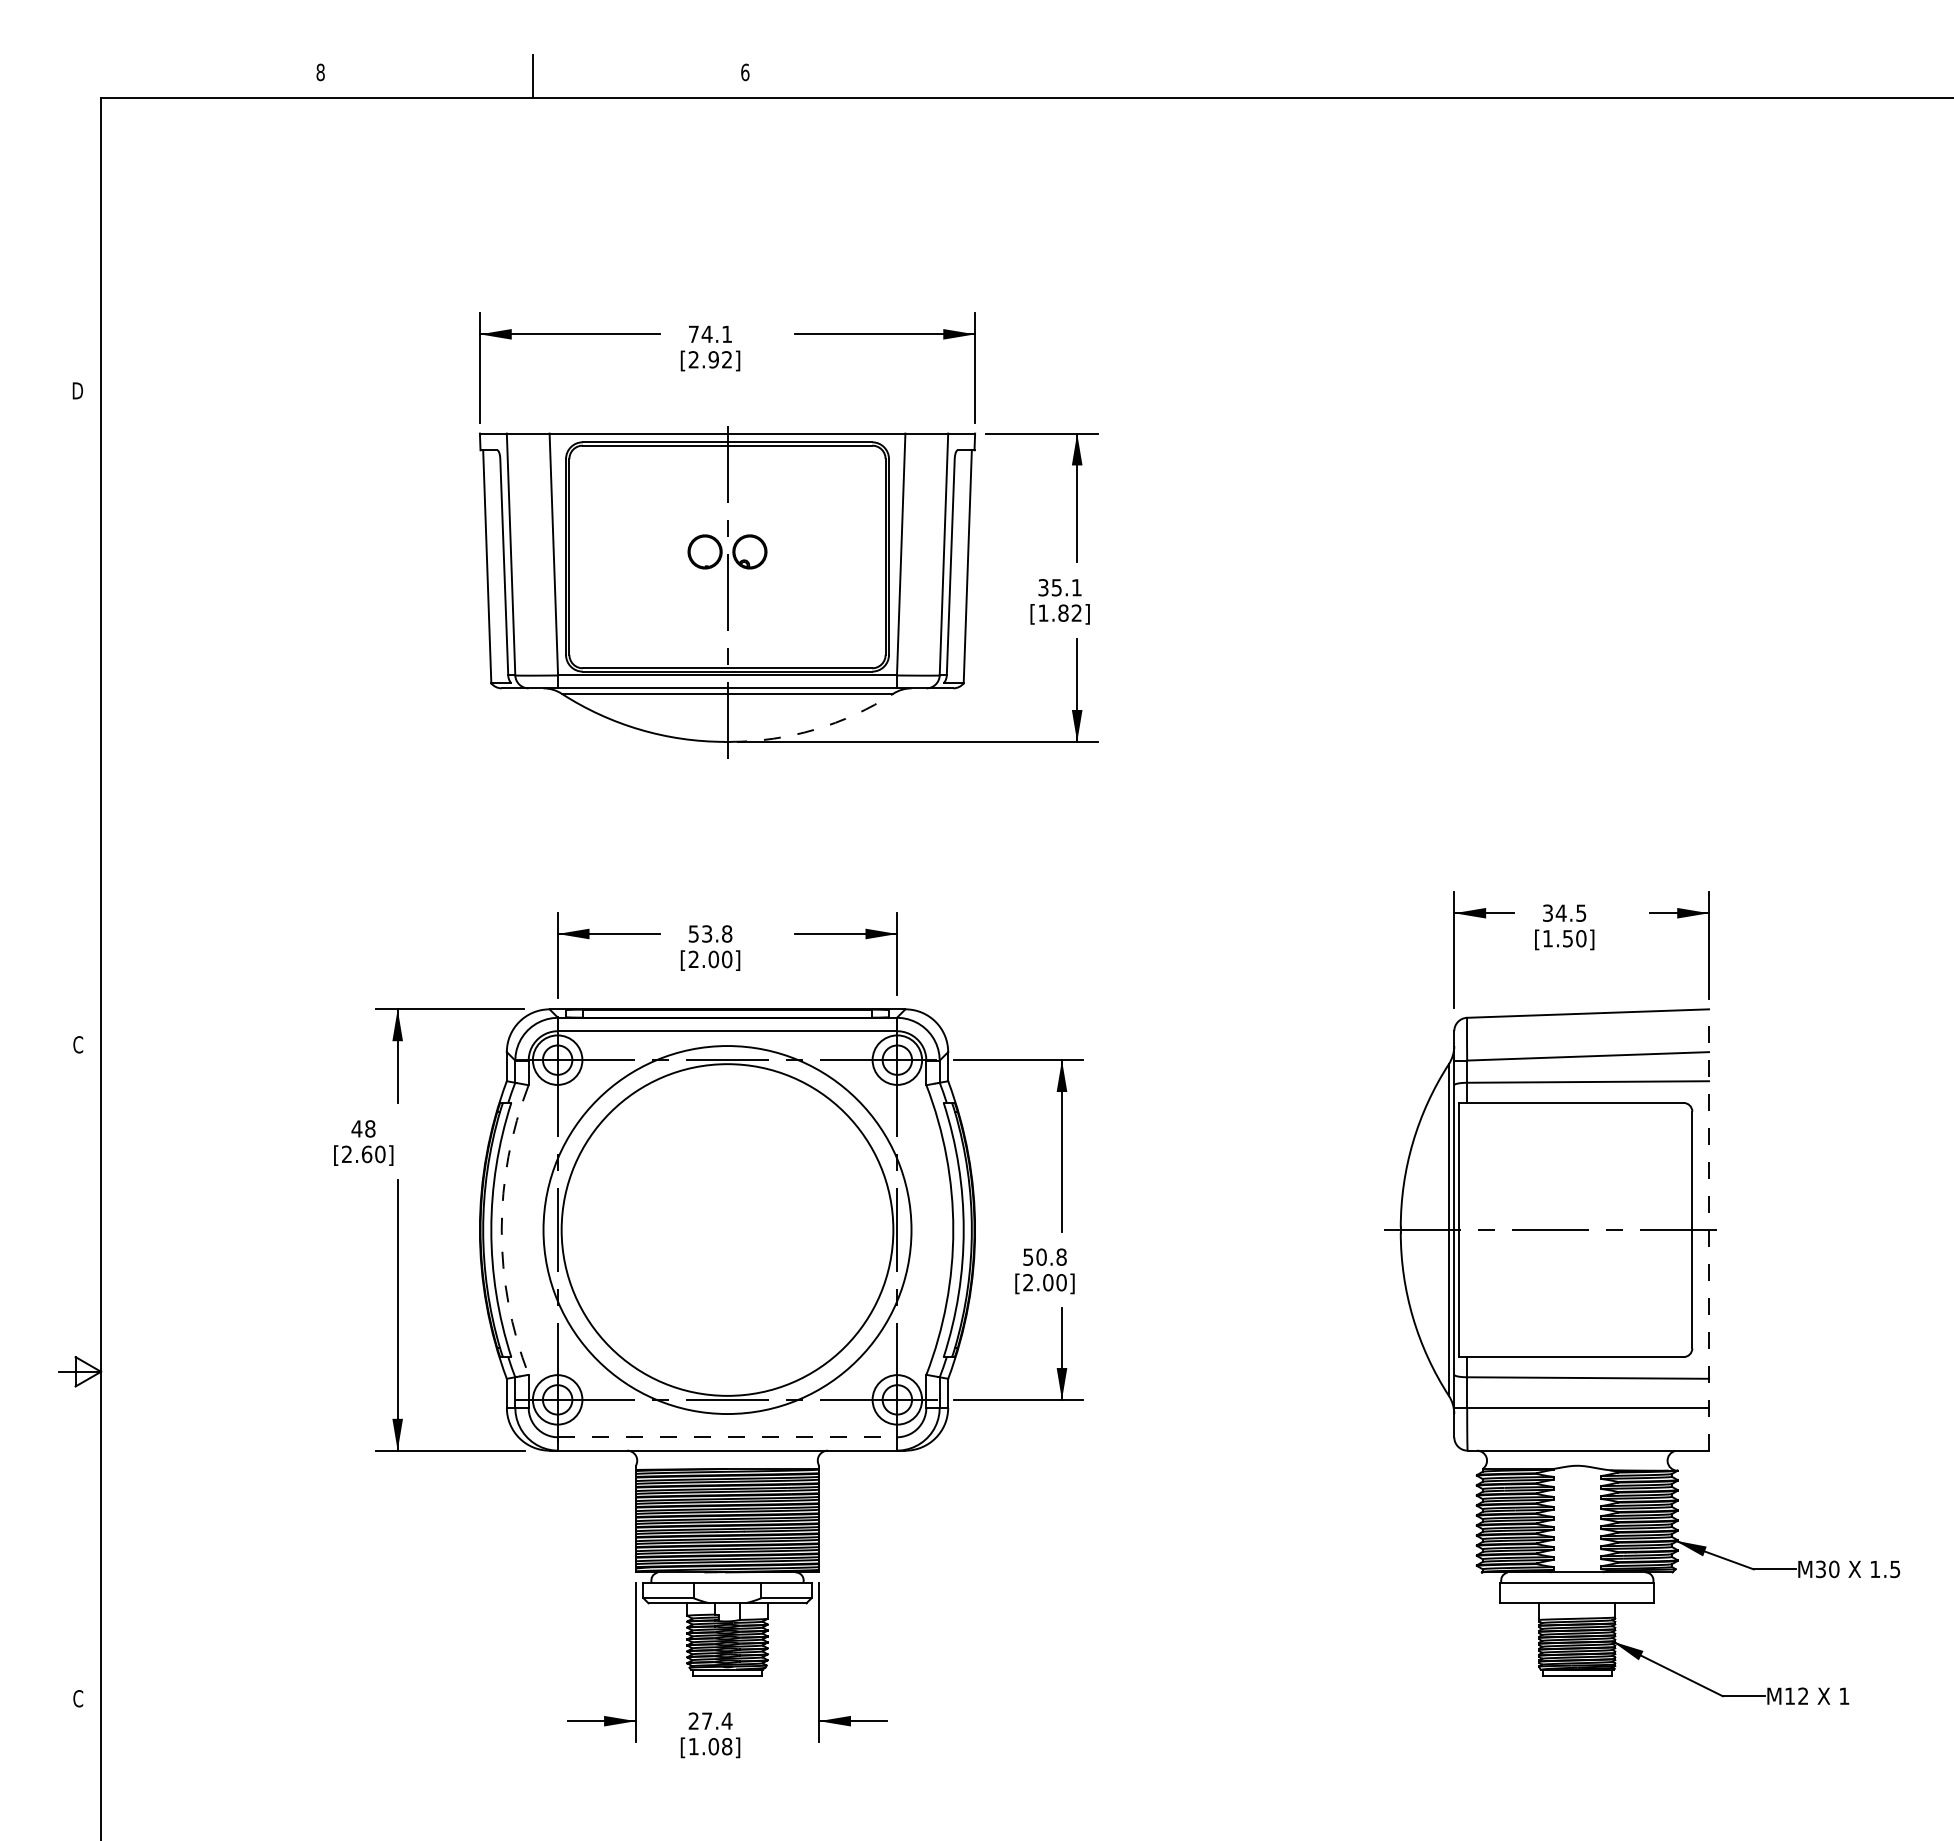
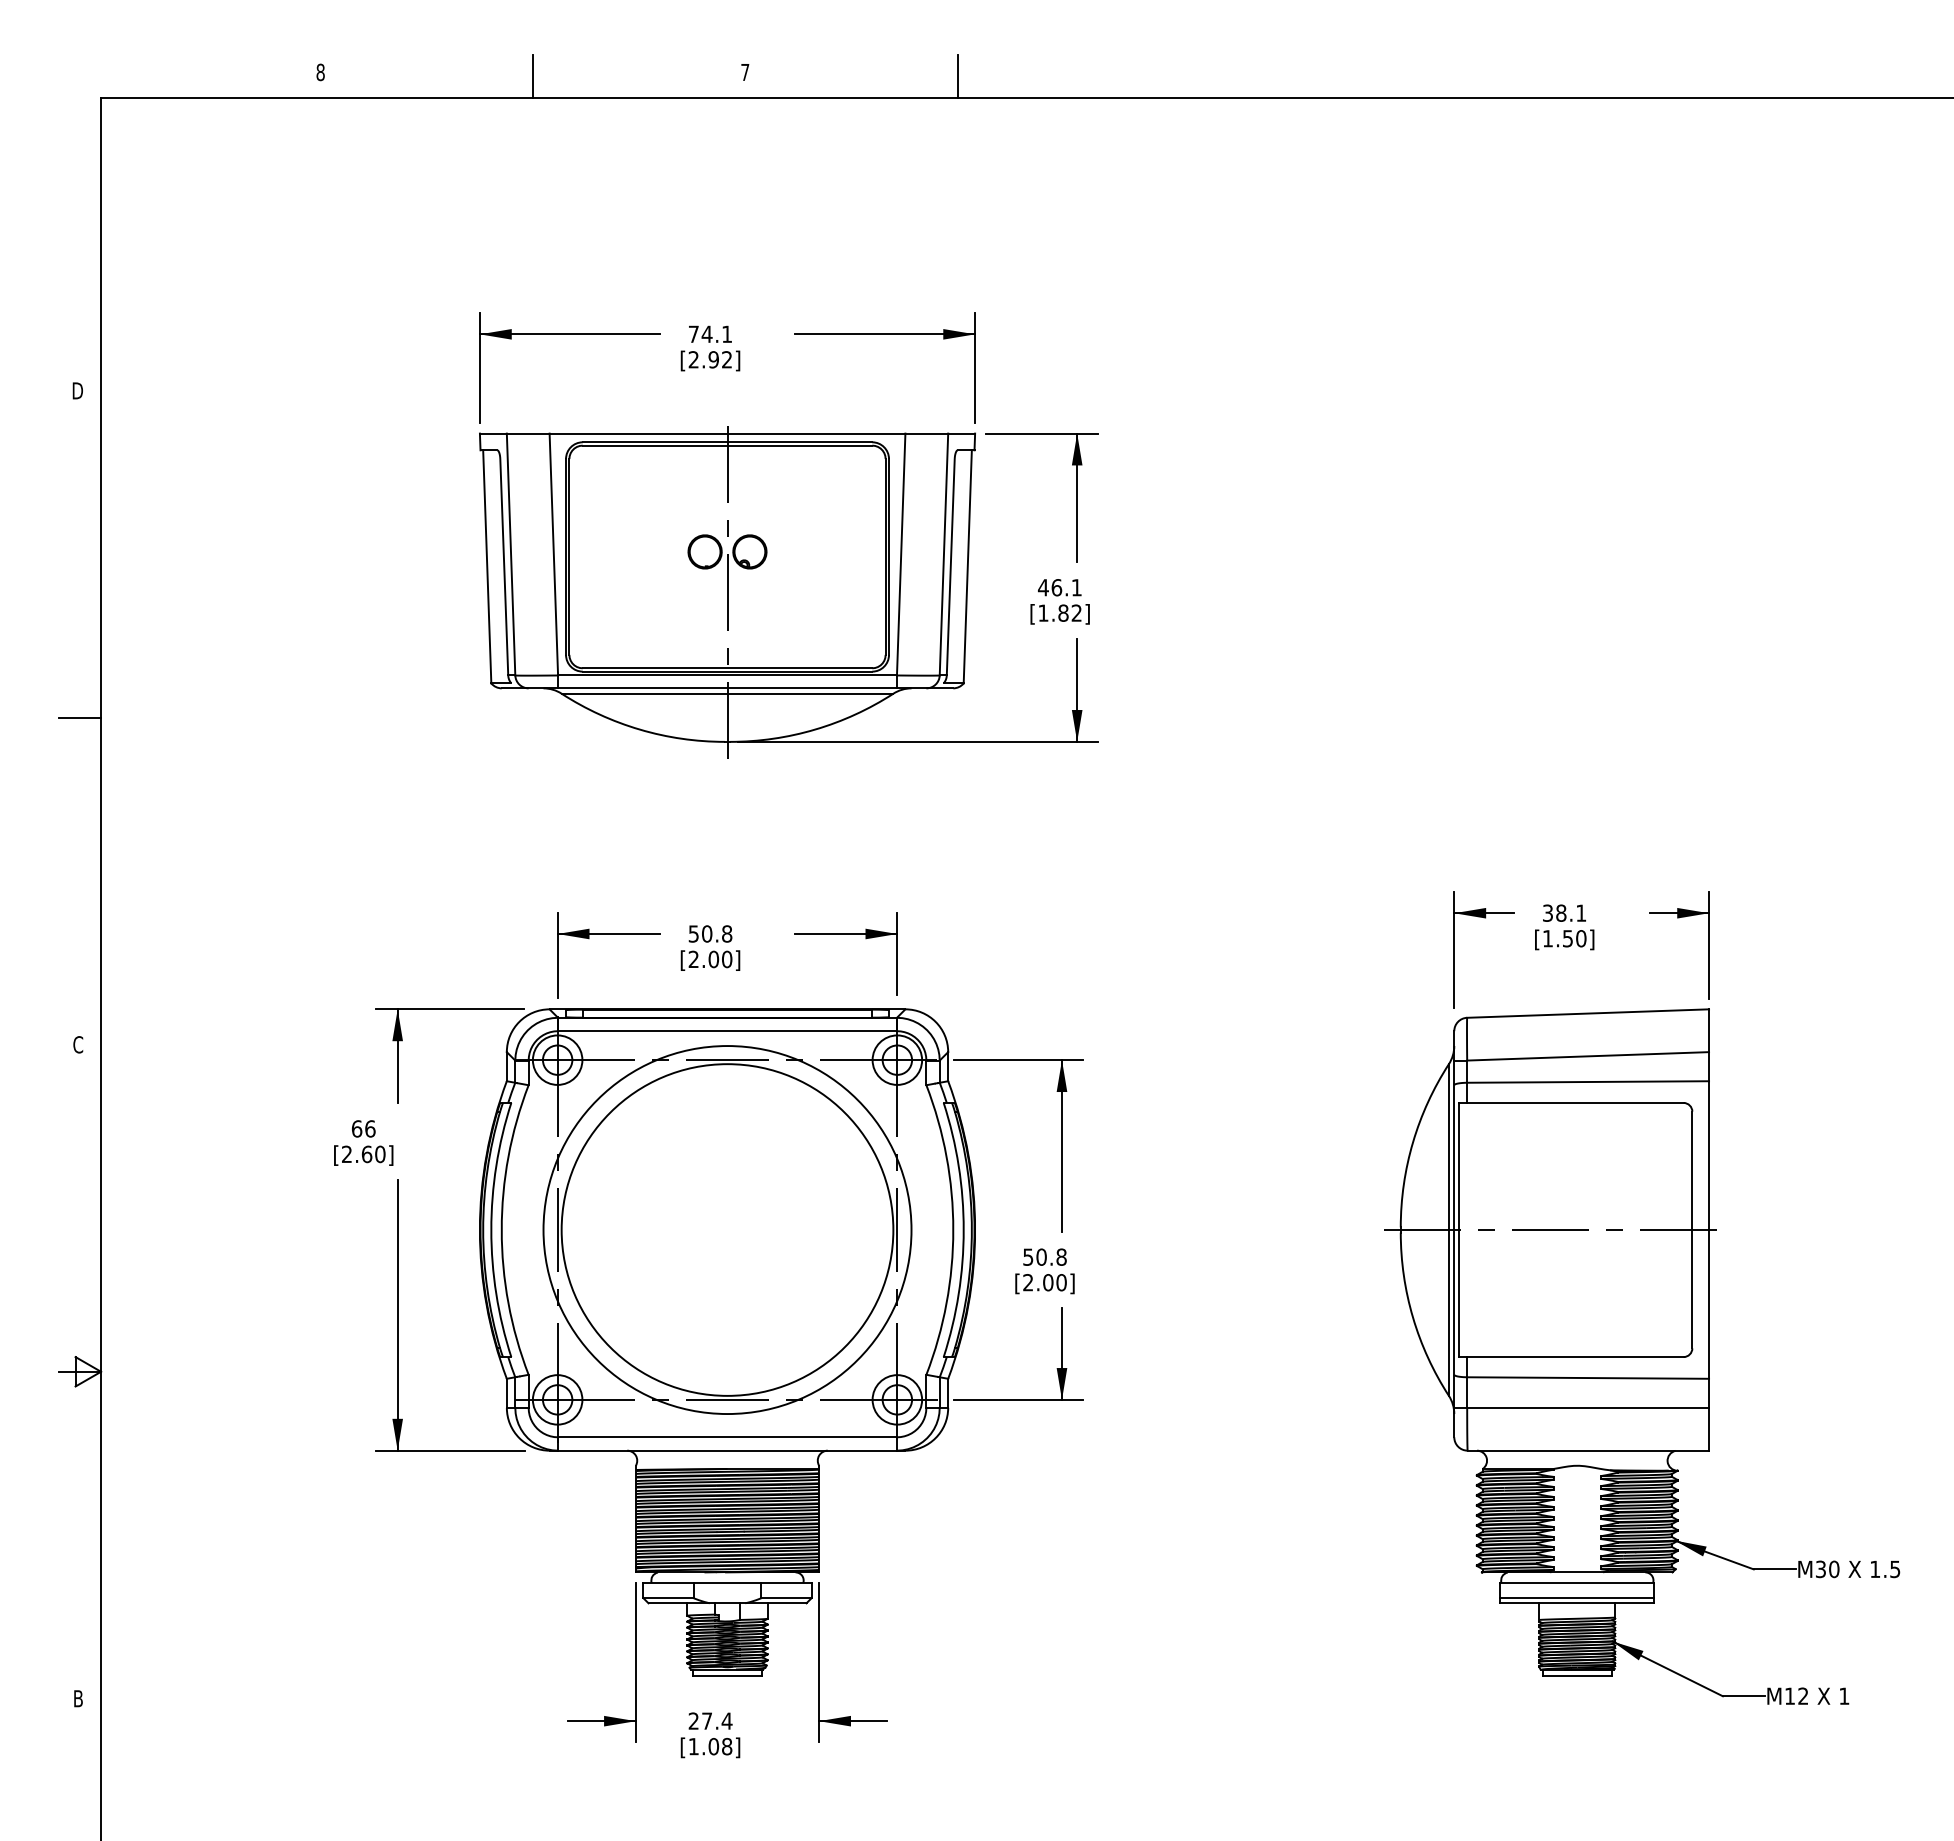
text: 6 -> 7 (745, 72)
line: none -> present (957, 76)
text: 35.1 -> 46.1 (1050, 587)
line: none -> present (79, 717)
arc: dashed -> solid (815, 729)
text: 34.5 -> 38.1 (1570, 912)
text: 53.8 -> 50.8 (707, 933)
text: 48 -> 66 (363, 1128)
arc: dashed -> solid (501, 1230)
line: dashed -> solid (1709, 1230)
line: dashed -> solid (728, 1437)
line: none -> present (1577, 1598)
text: C -> B (78, 1698)
